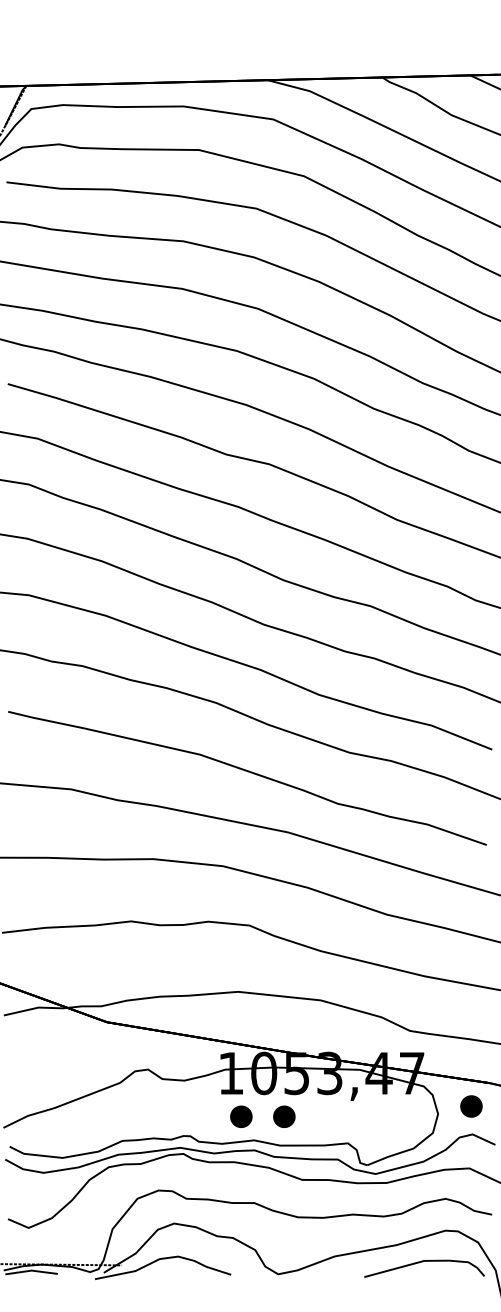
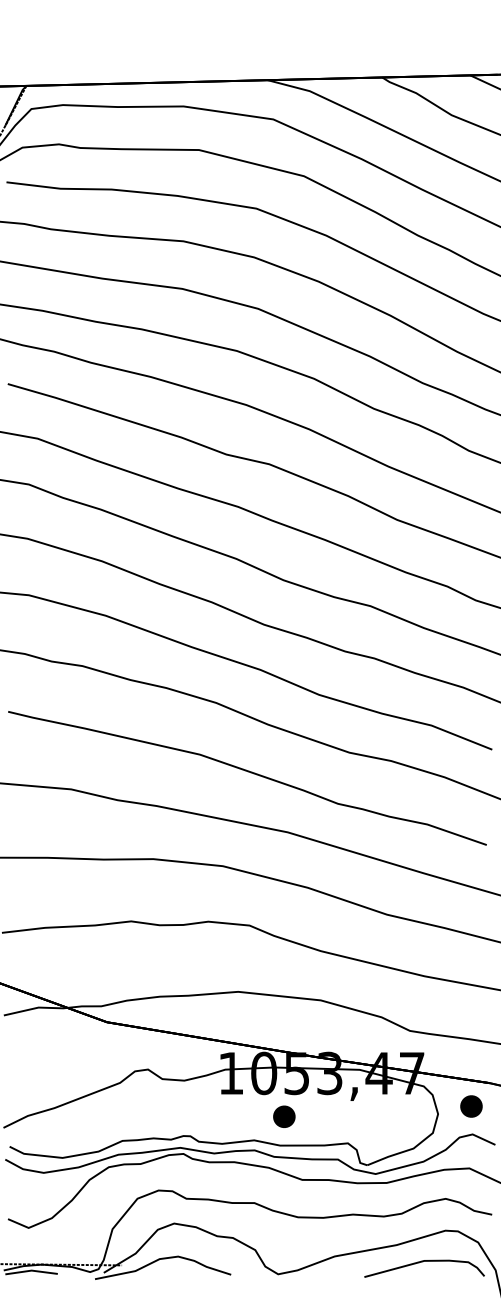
part: present -> none (241, 1116)
